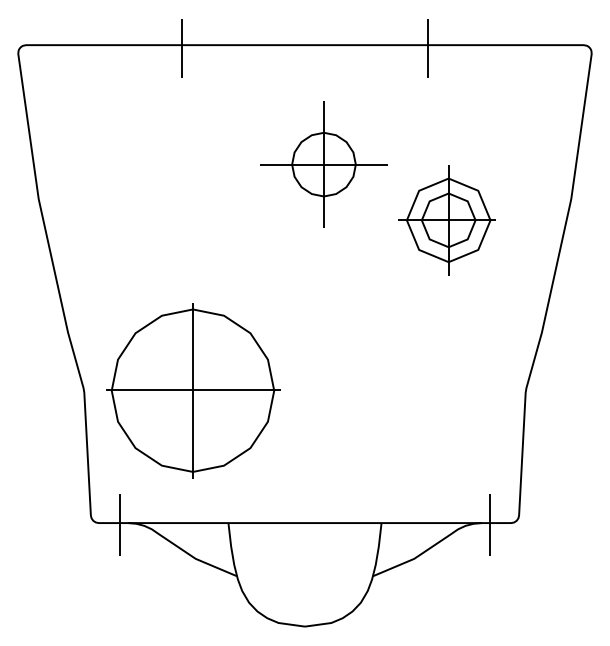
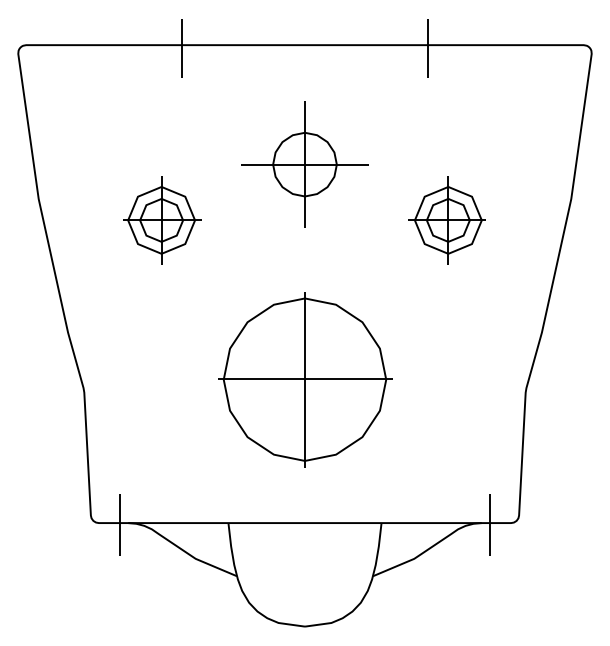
part position: (323, 164) -> (304, 164) (304, 164)
part: none -> present (162, 220)
part size: 98x111 px -> 78x89 px (446, 220)
part position: (193, 390) -> (305, 379) (305, 379)
